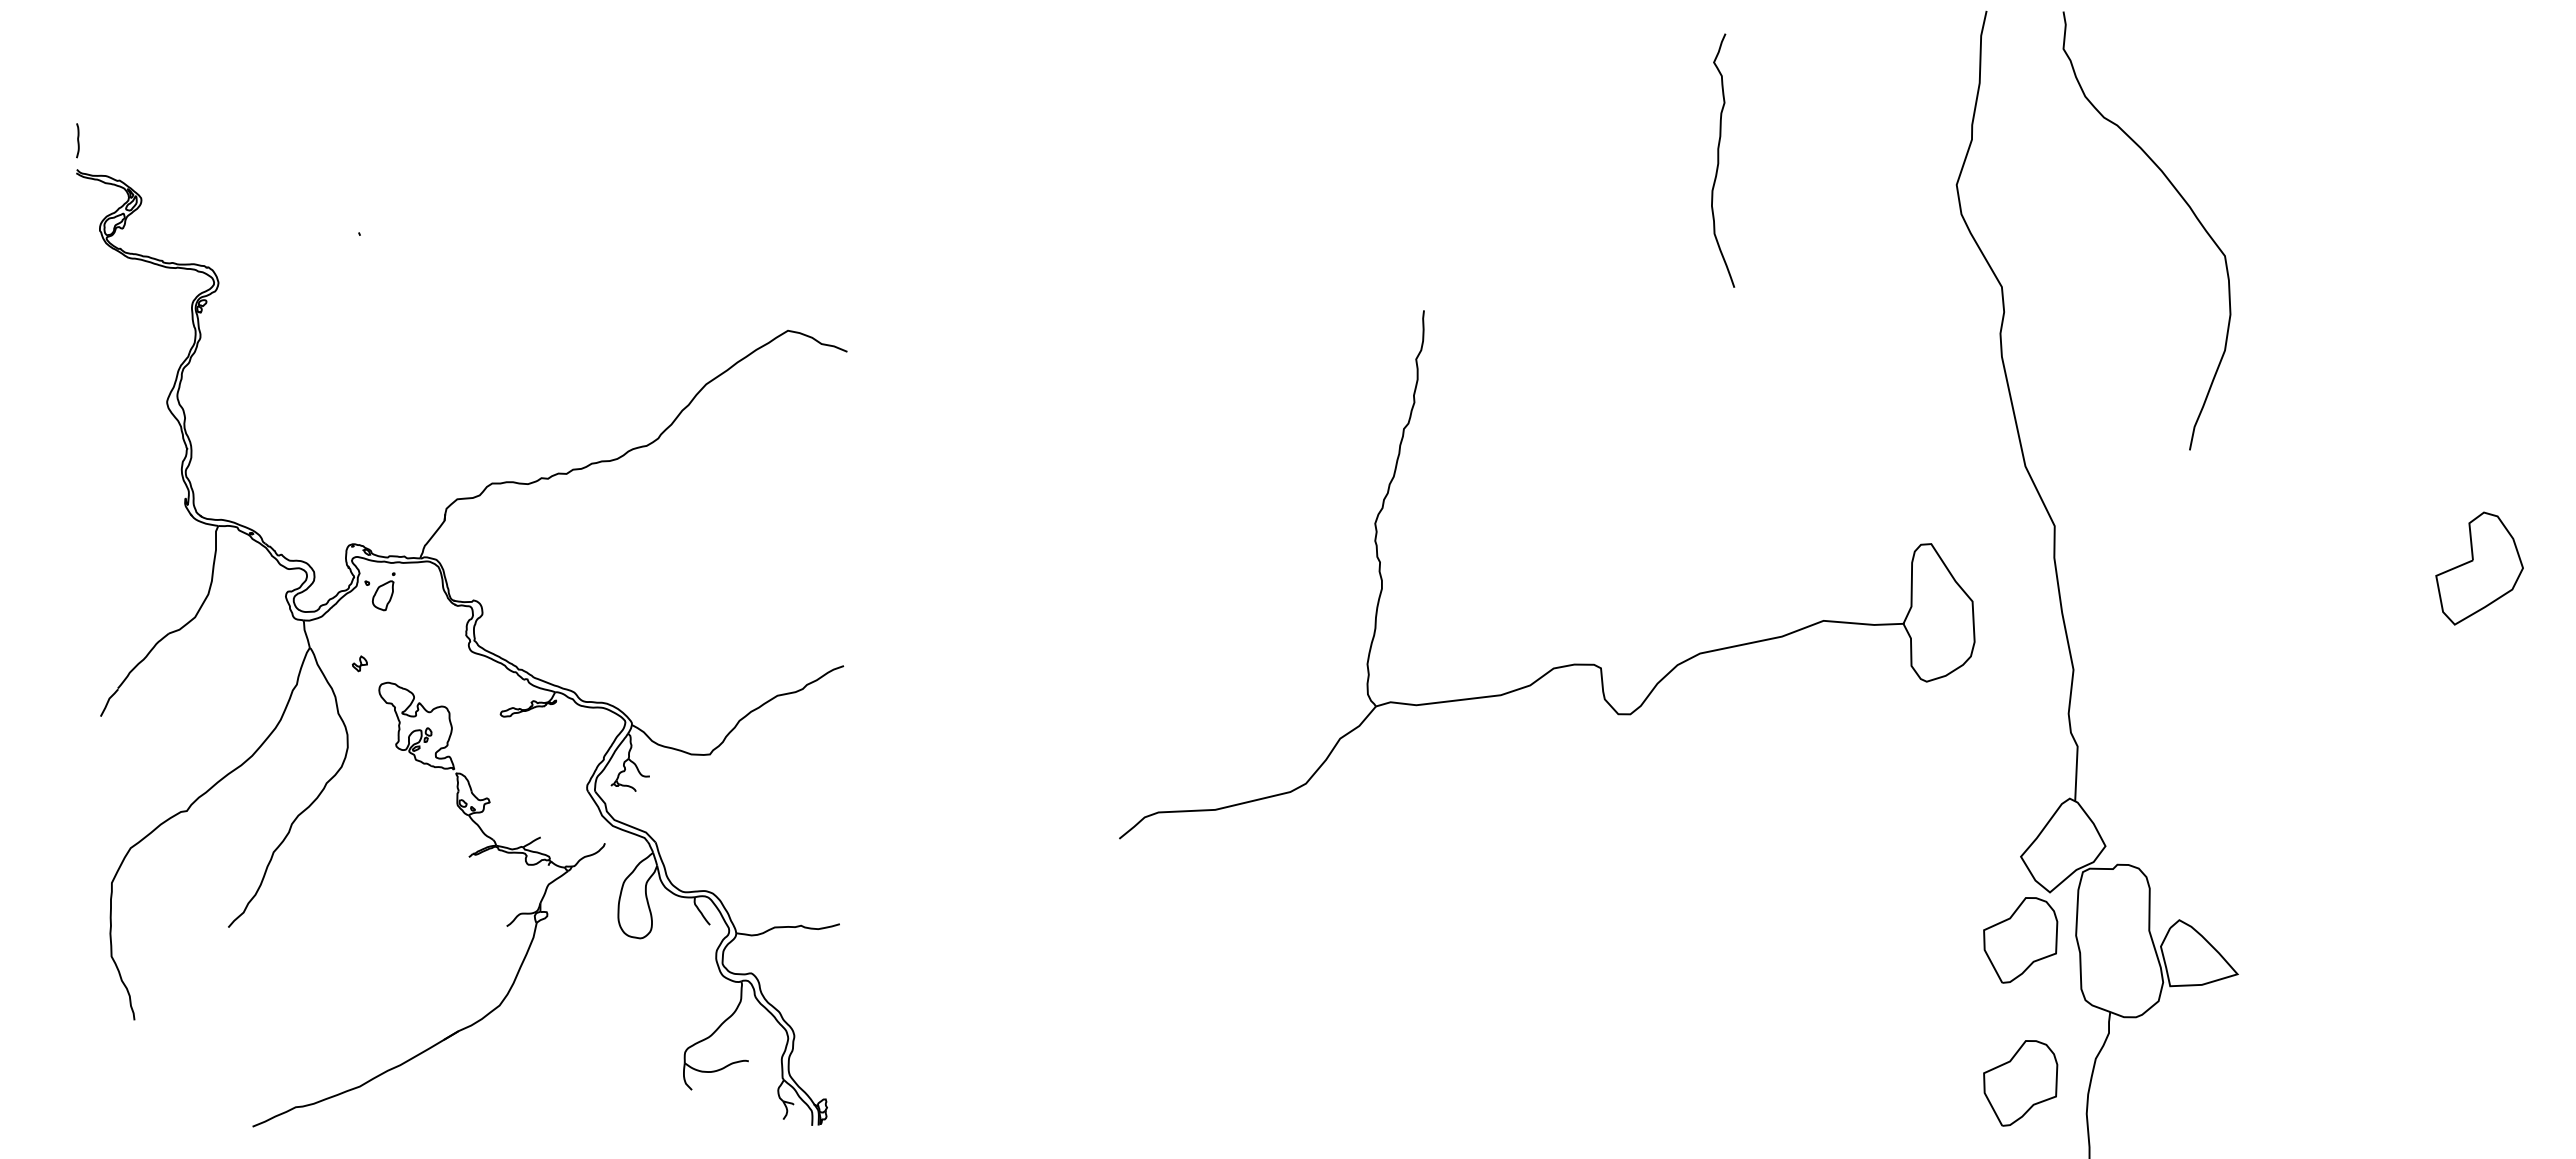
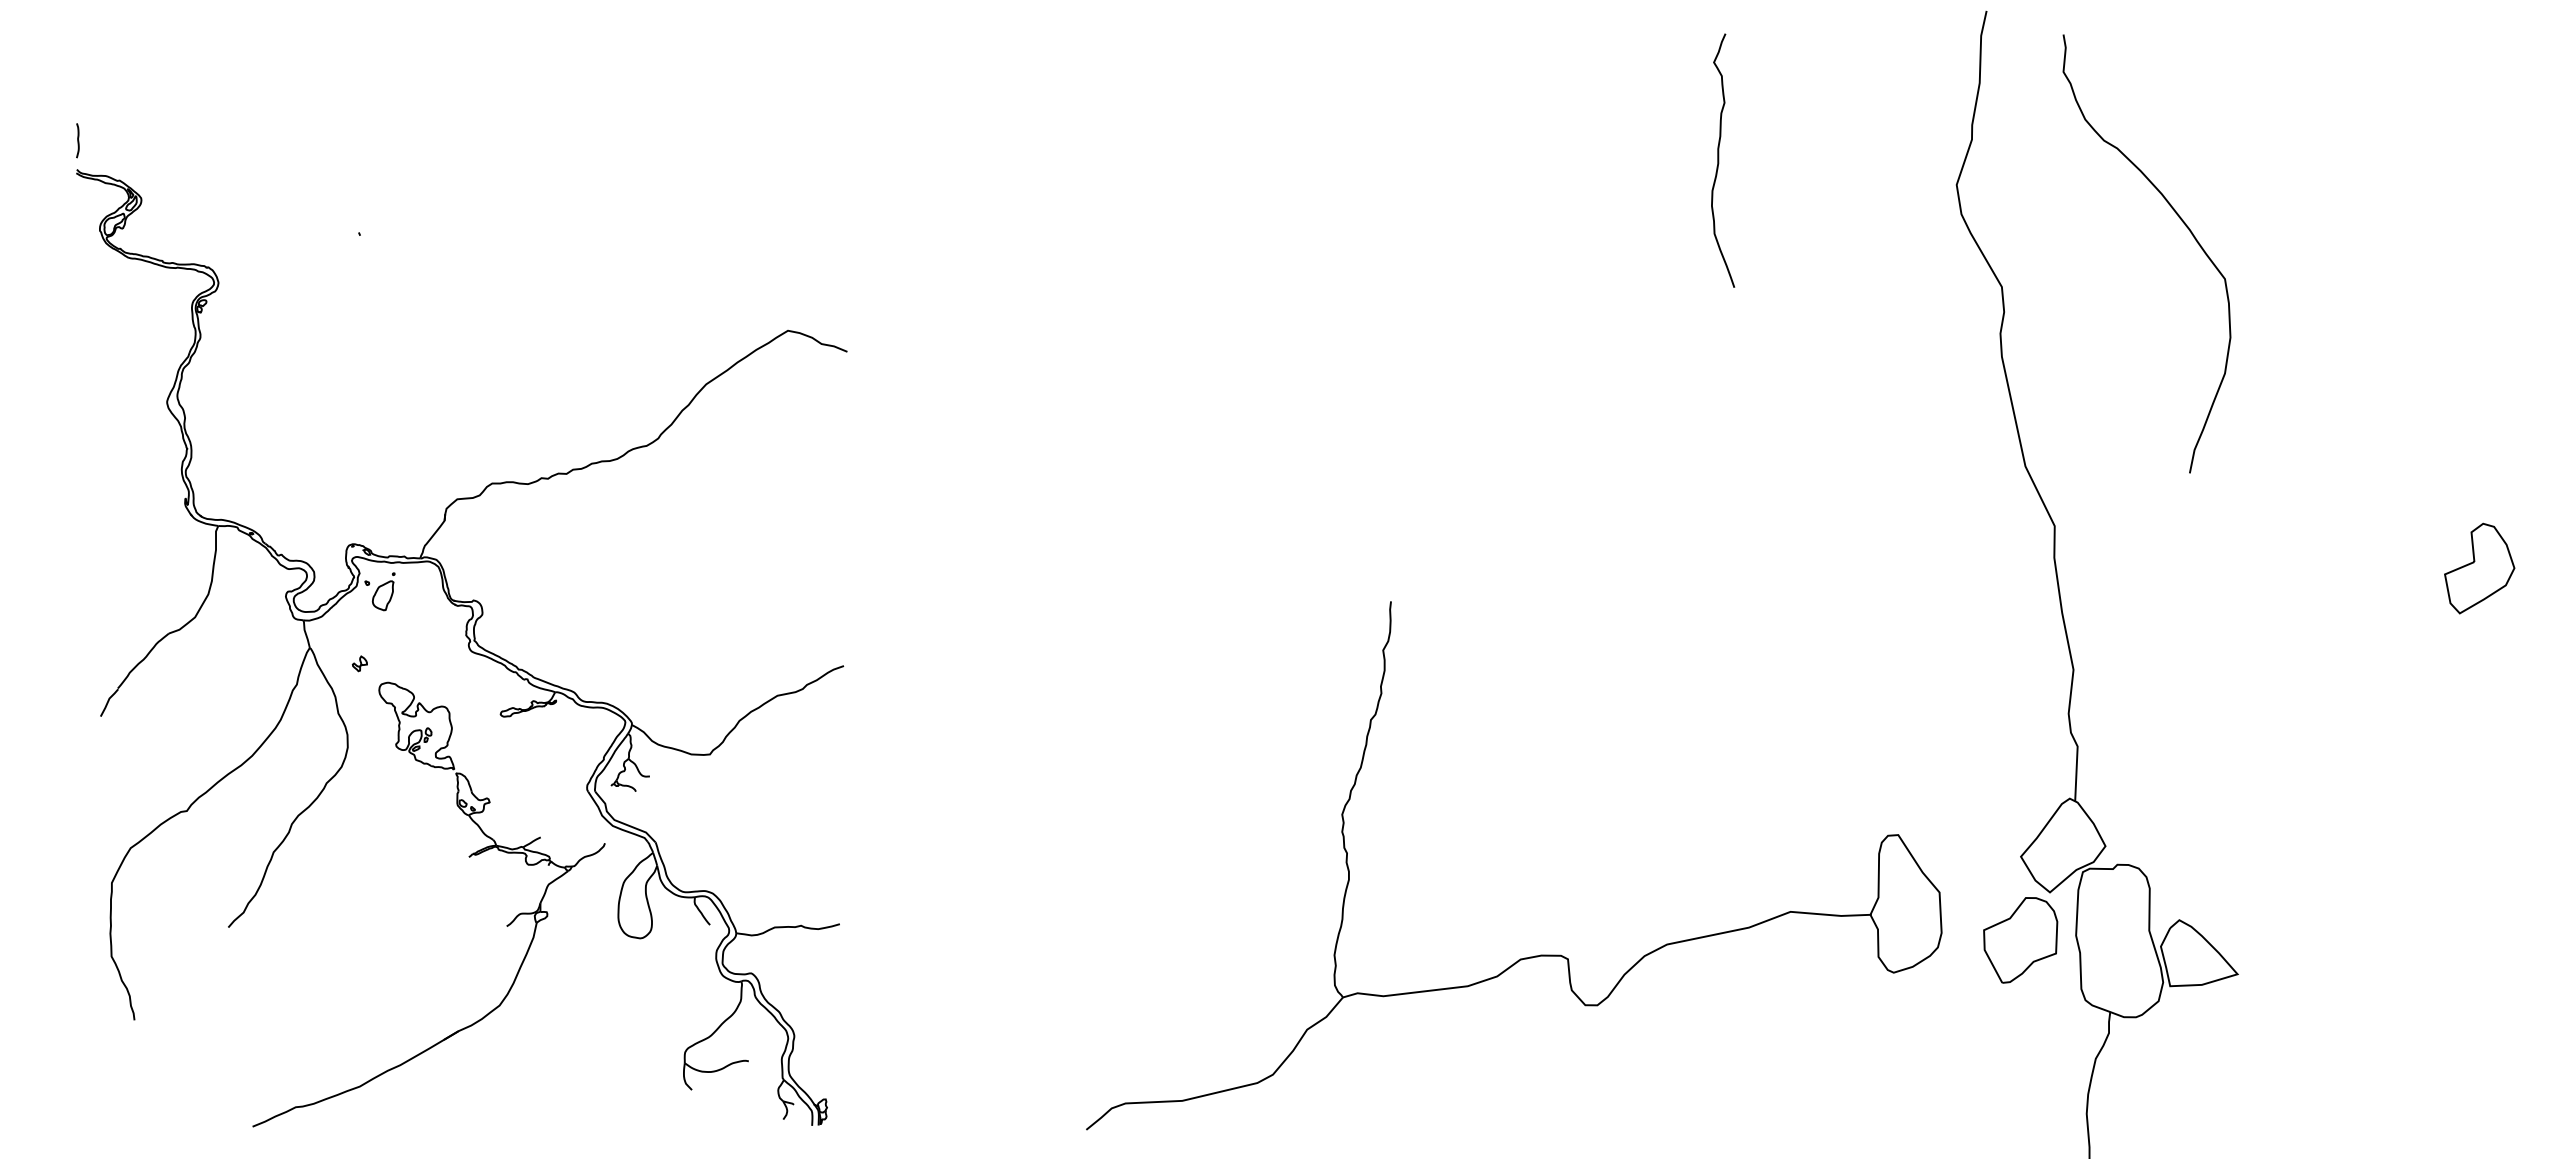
curve position: (2185, 203) -> (2185, 226) (2185, 226)
part size: 89x115 px -> 72x93 px (2479, 568)
part position: (1562, 665) -> (1529, 956) (1529, 956)
part: present -> none (2020, 1083)
